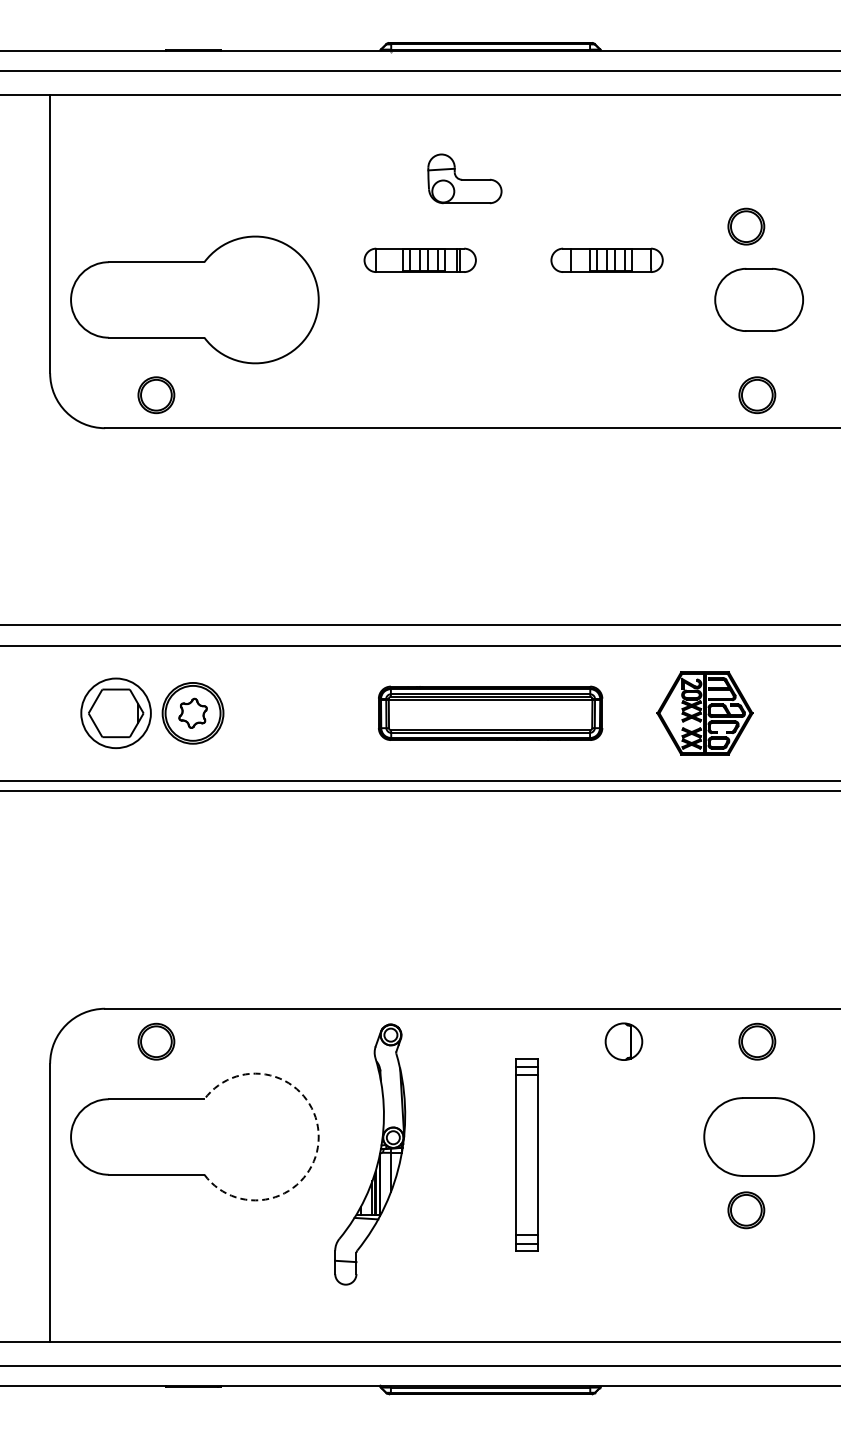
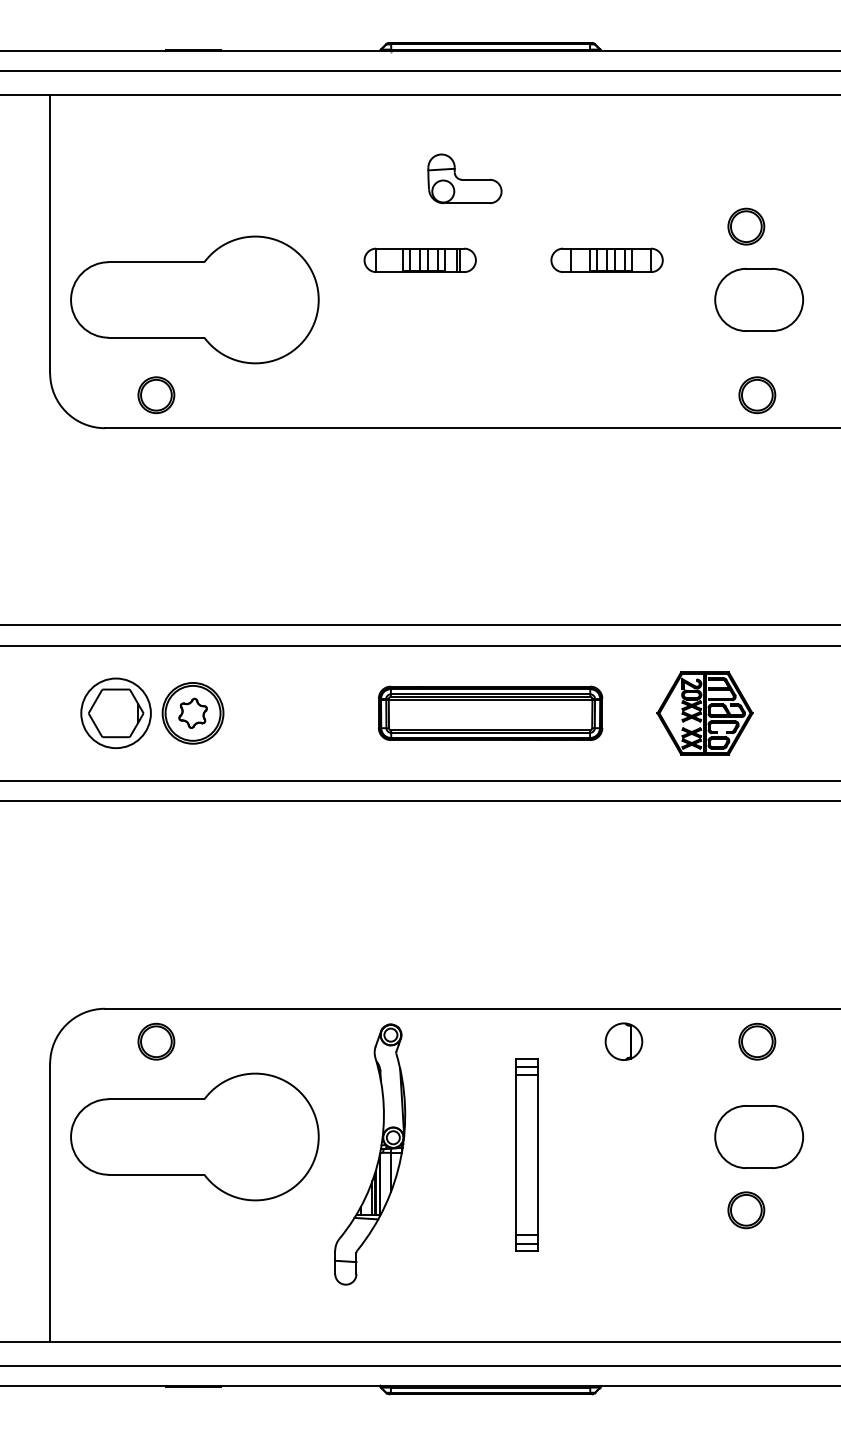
line position: (419, 791) -> (419, 801) (419, 801)
part size: 113x80 px -> 90x64 px (758, 1136)
arc: dashed -> solid (318, 1137)
